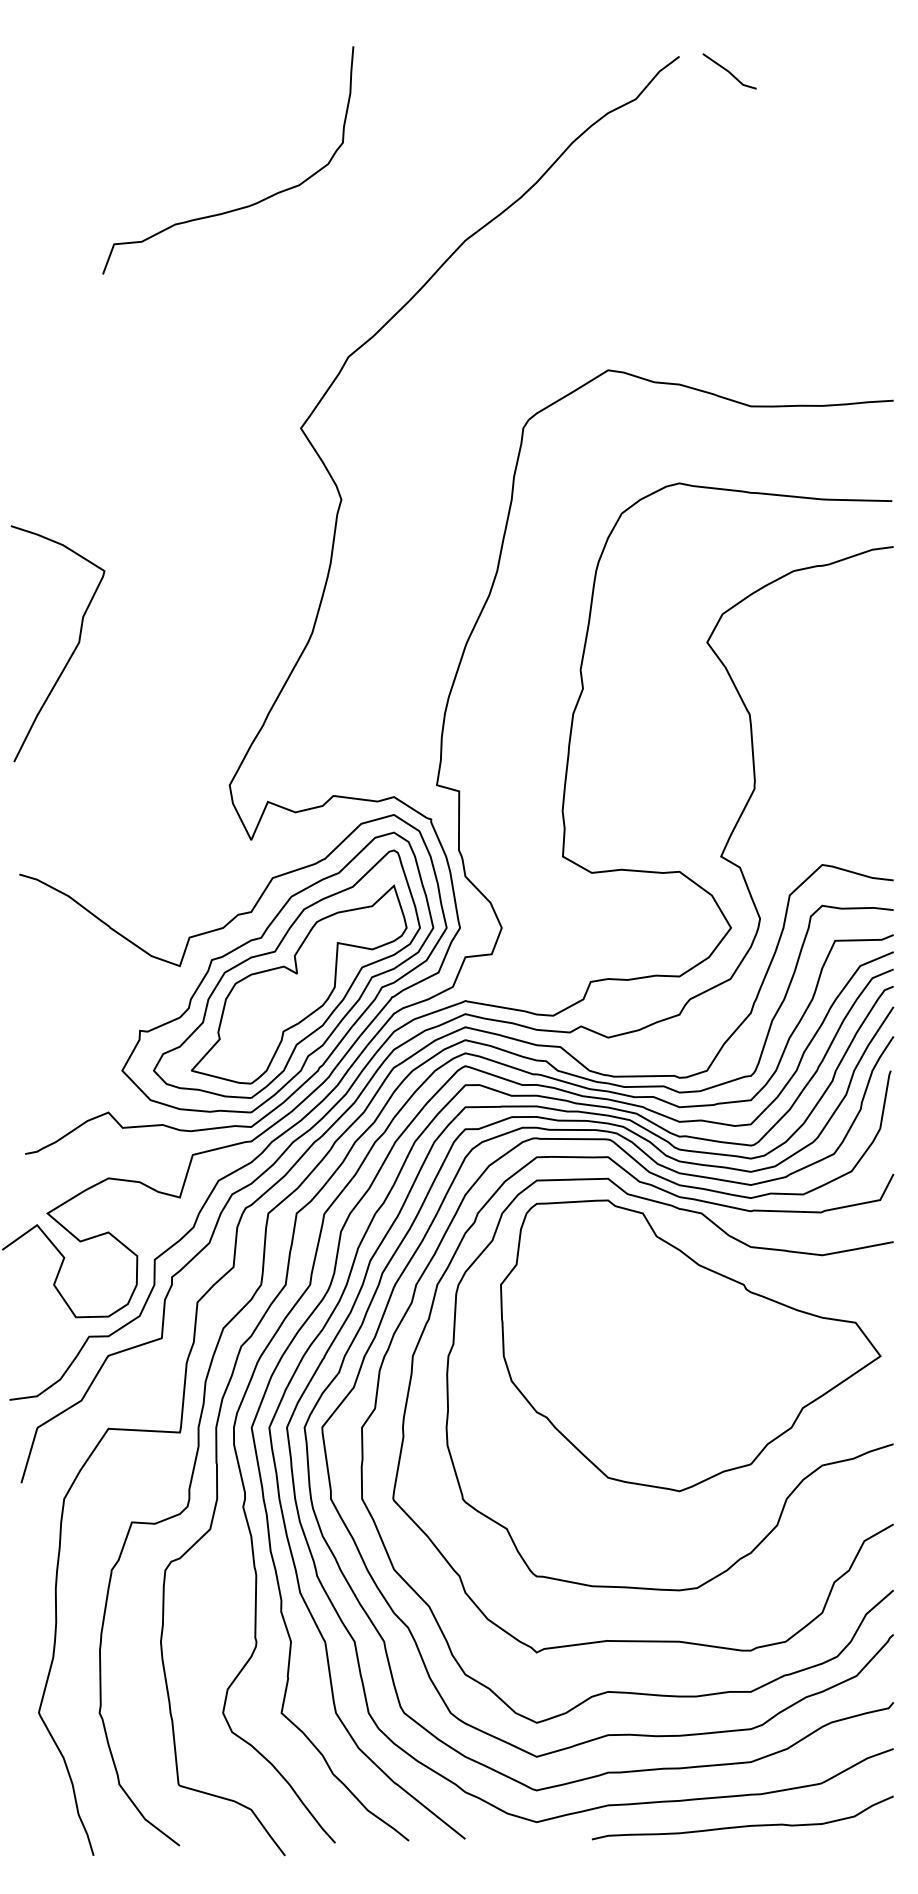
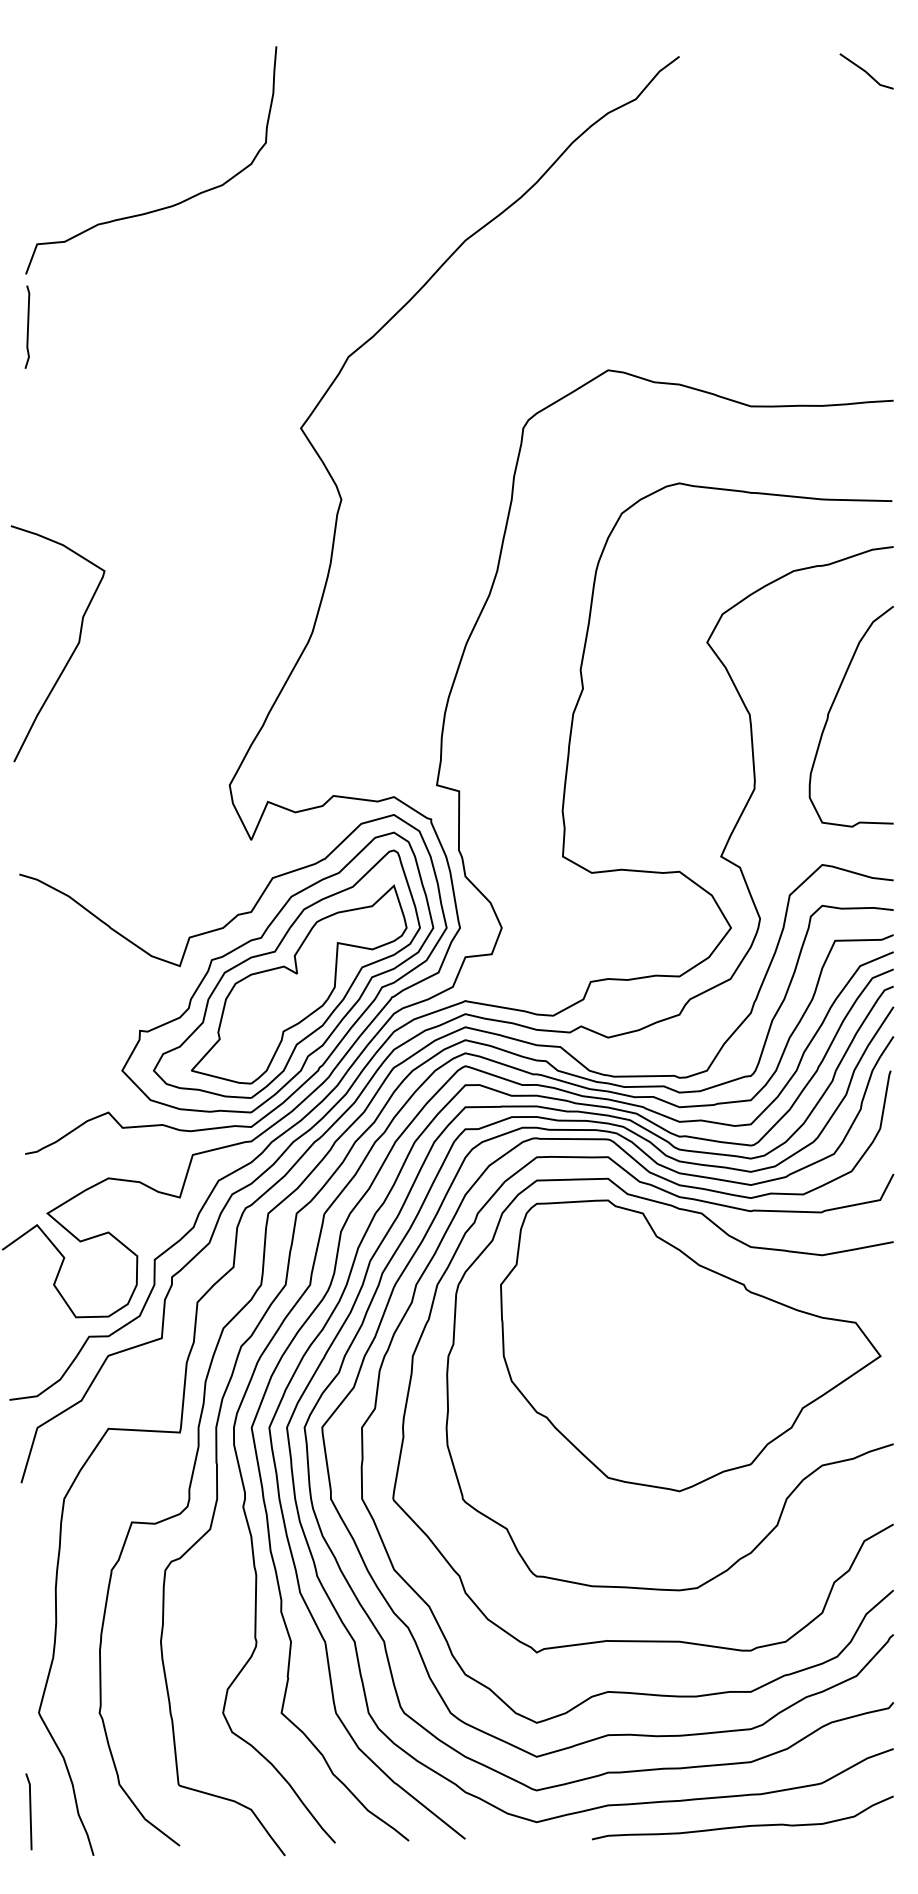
line position: (729, 71) -> (866, 71) (866, 71)
curve position: (243, 206) -> (166, 206) (166, 206)
line: none -> present (27, 326)
curve: none -> present (832, 707)
line: none -> present (29, 1811)
